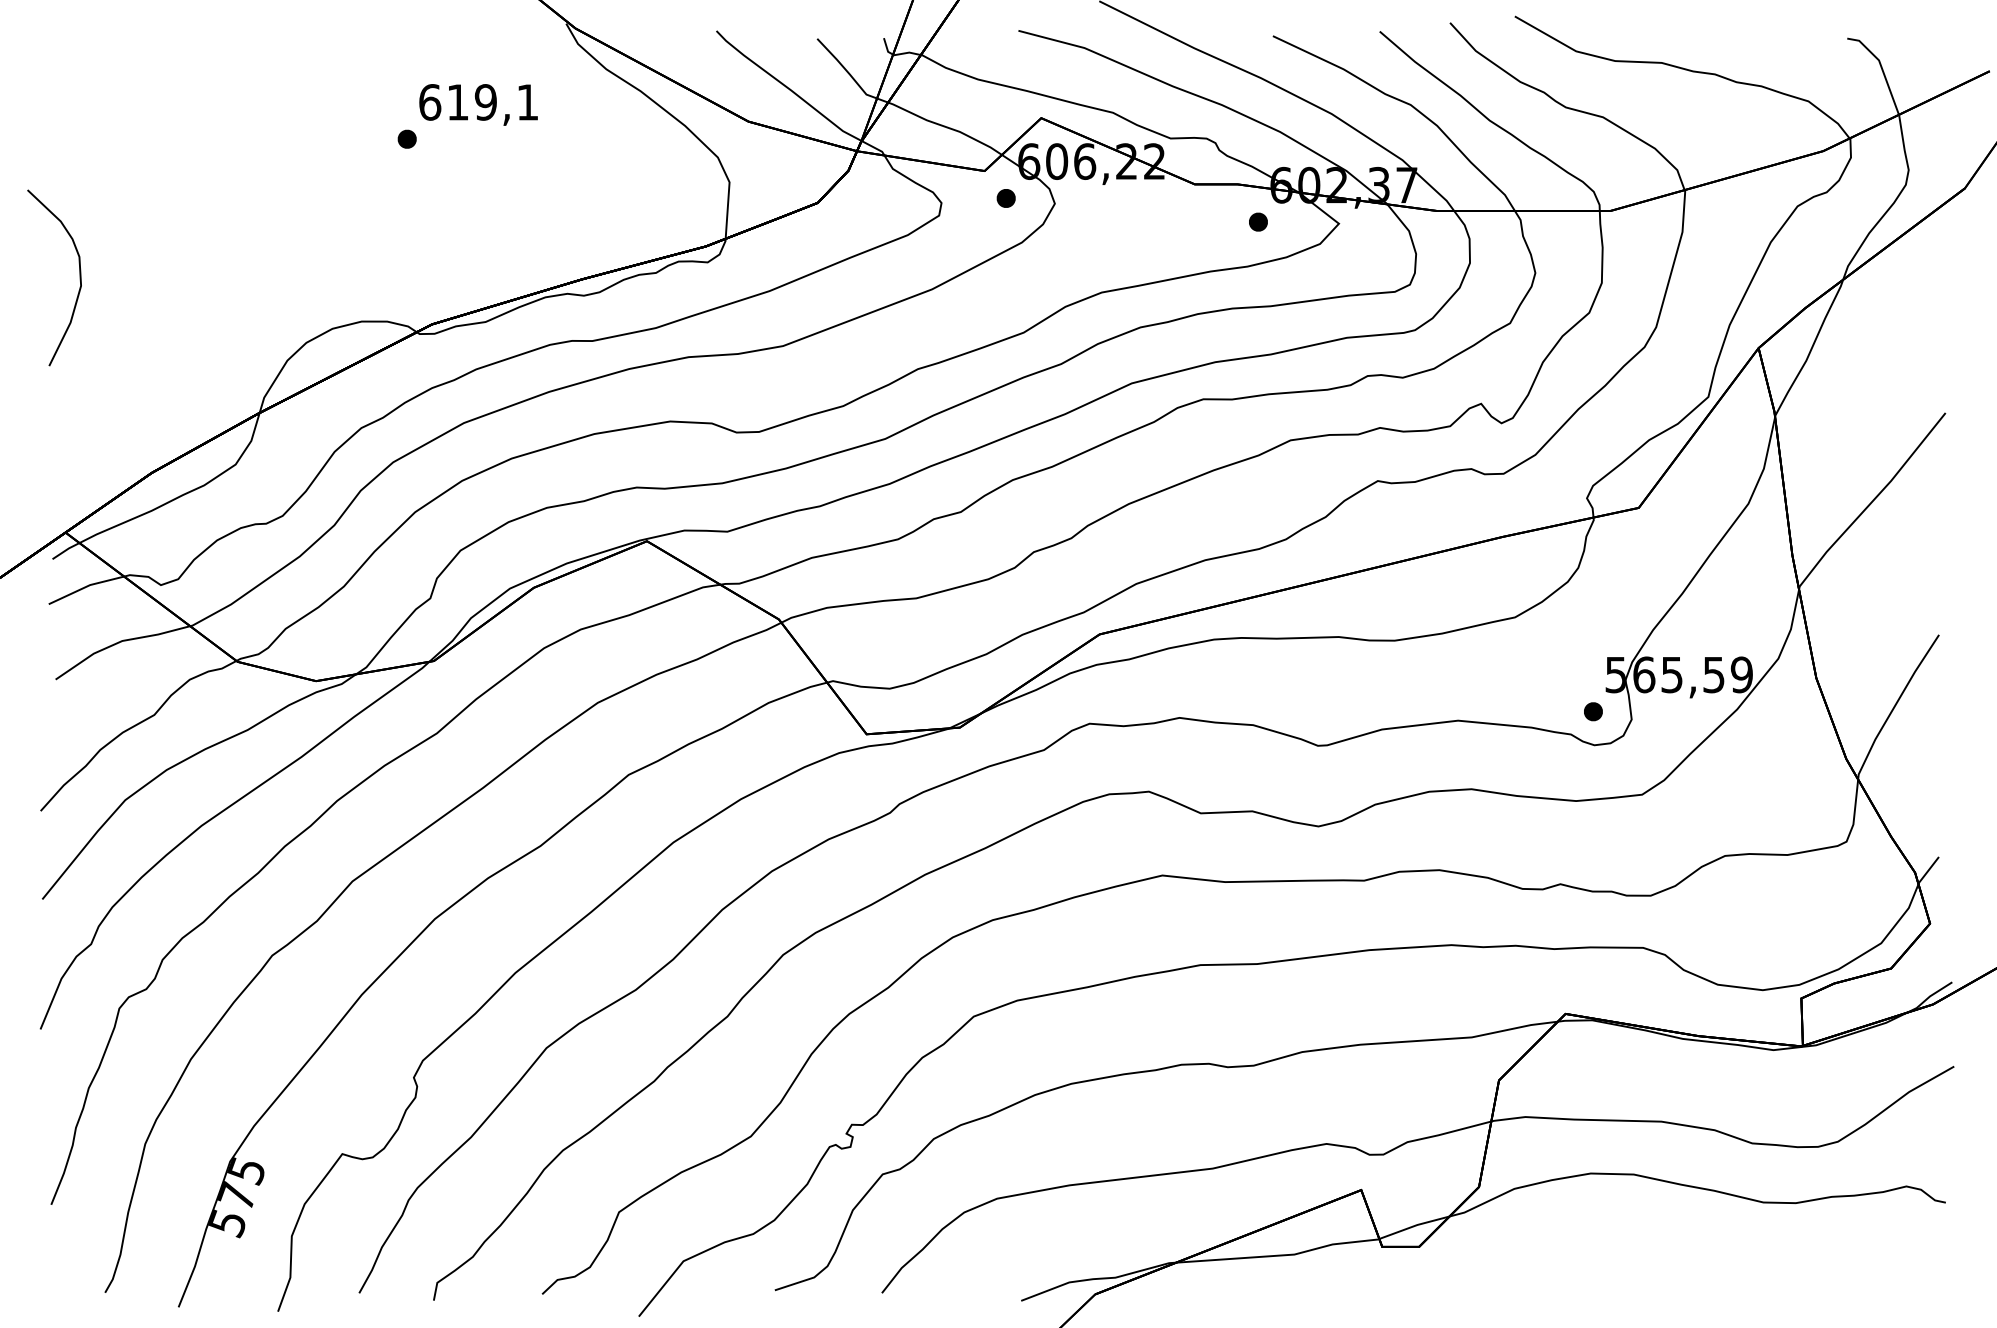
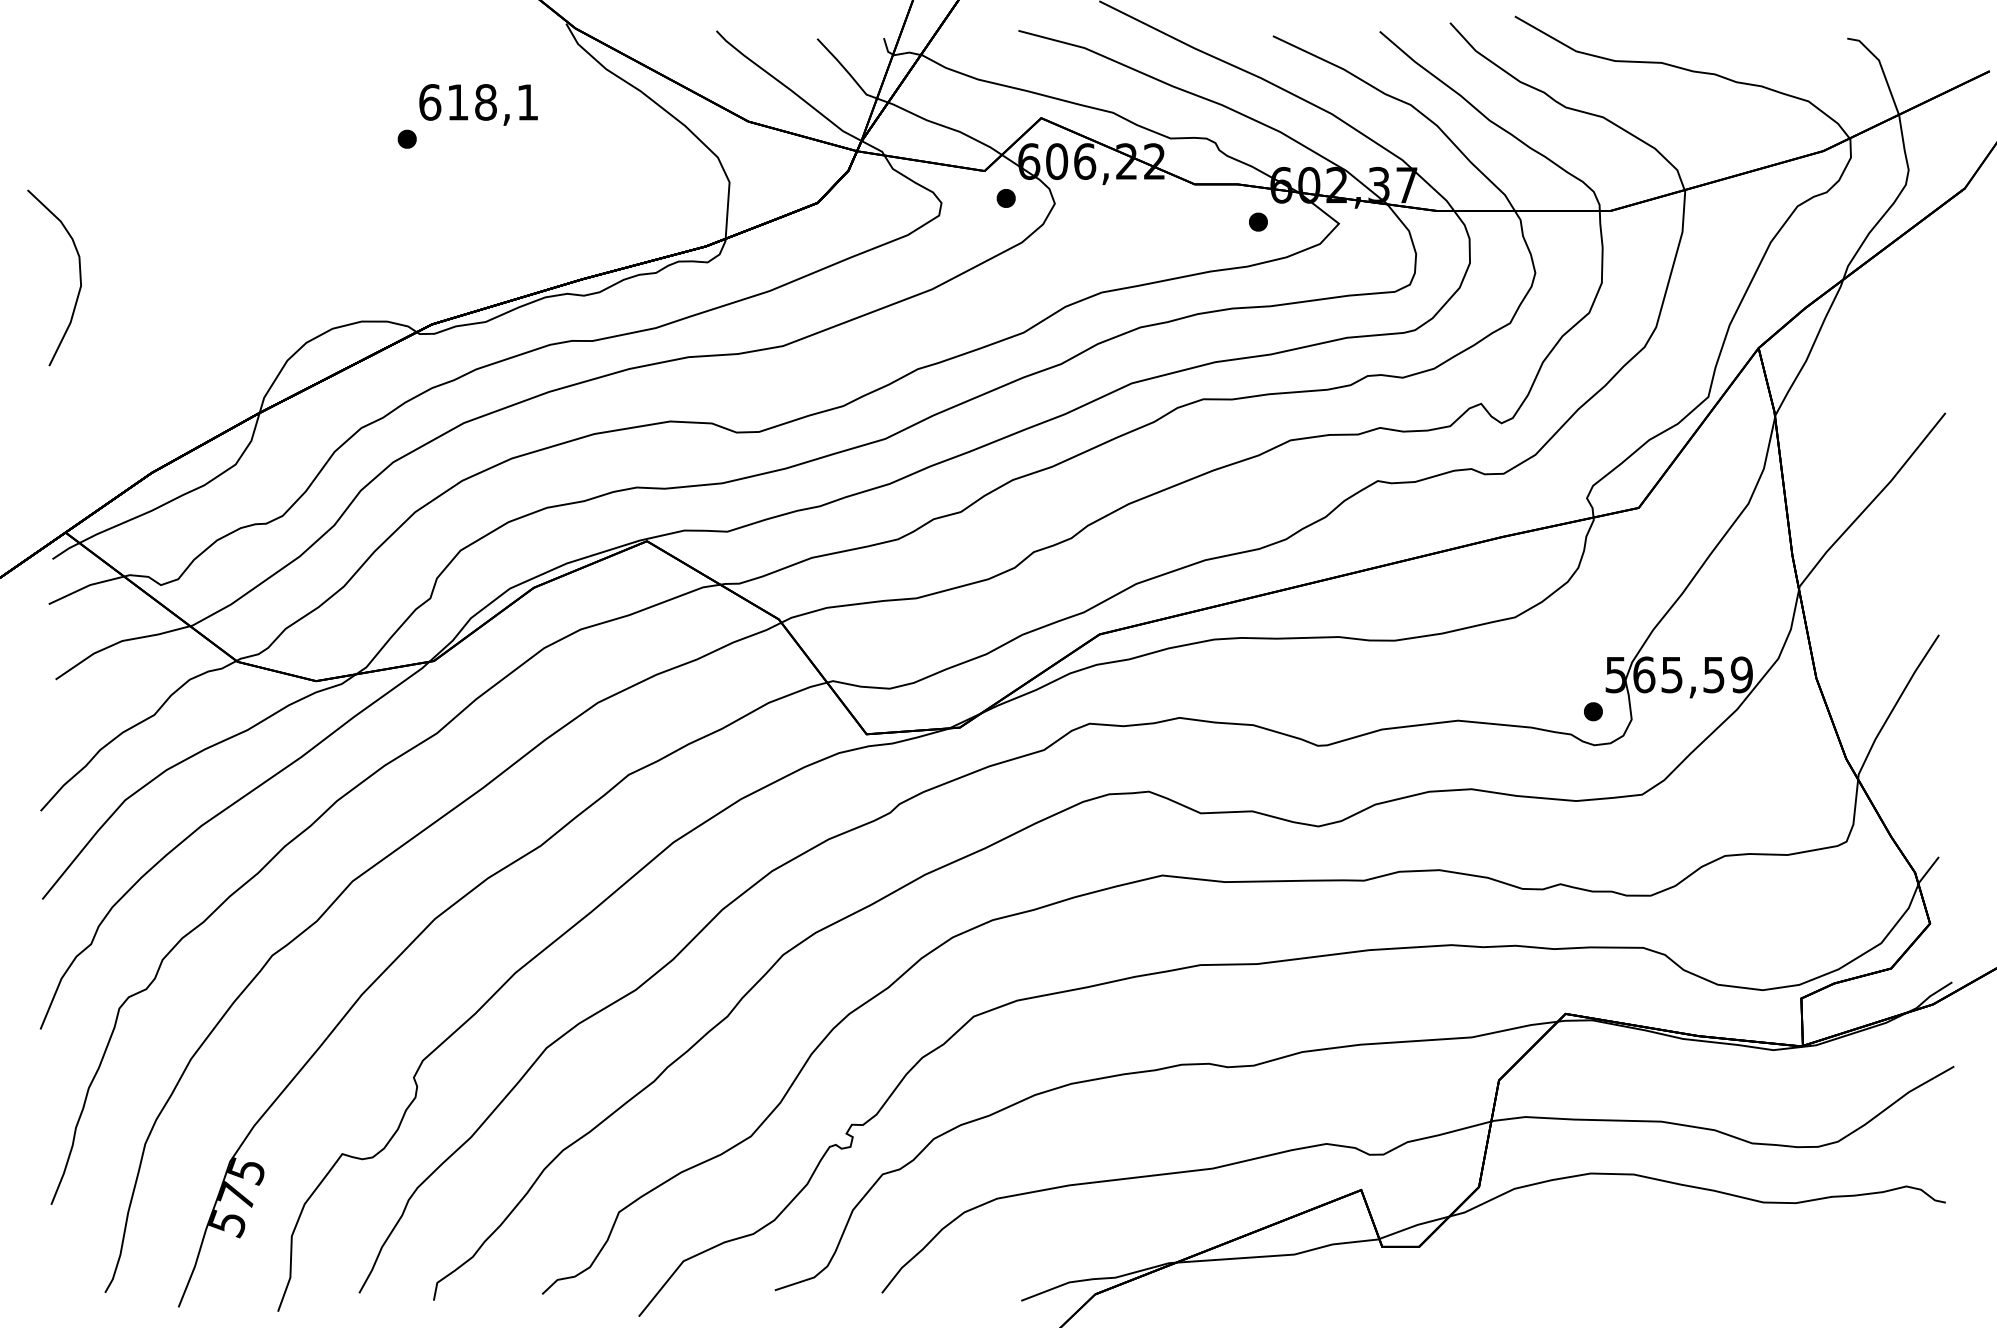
text: 619,1 -> 618,1 (485, 102)
